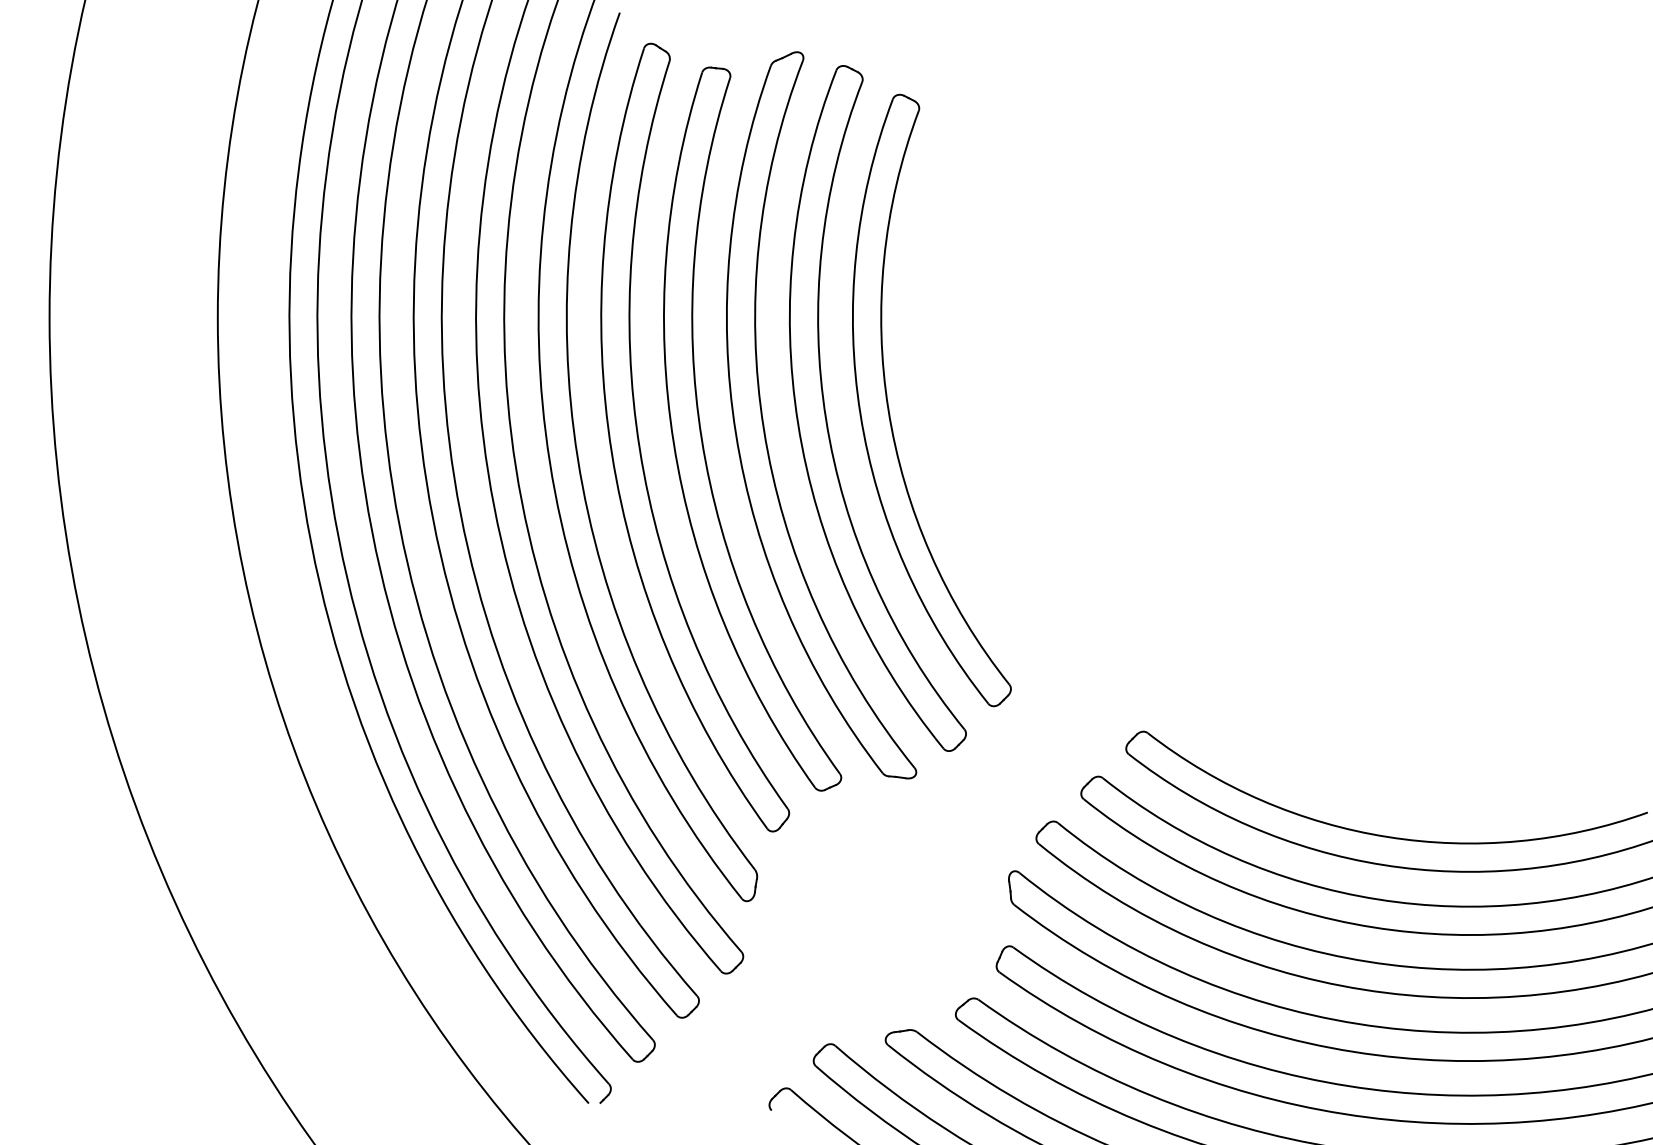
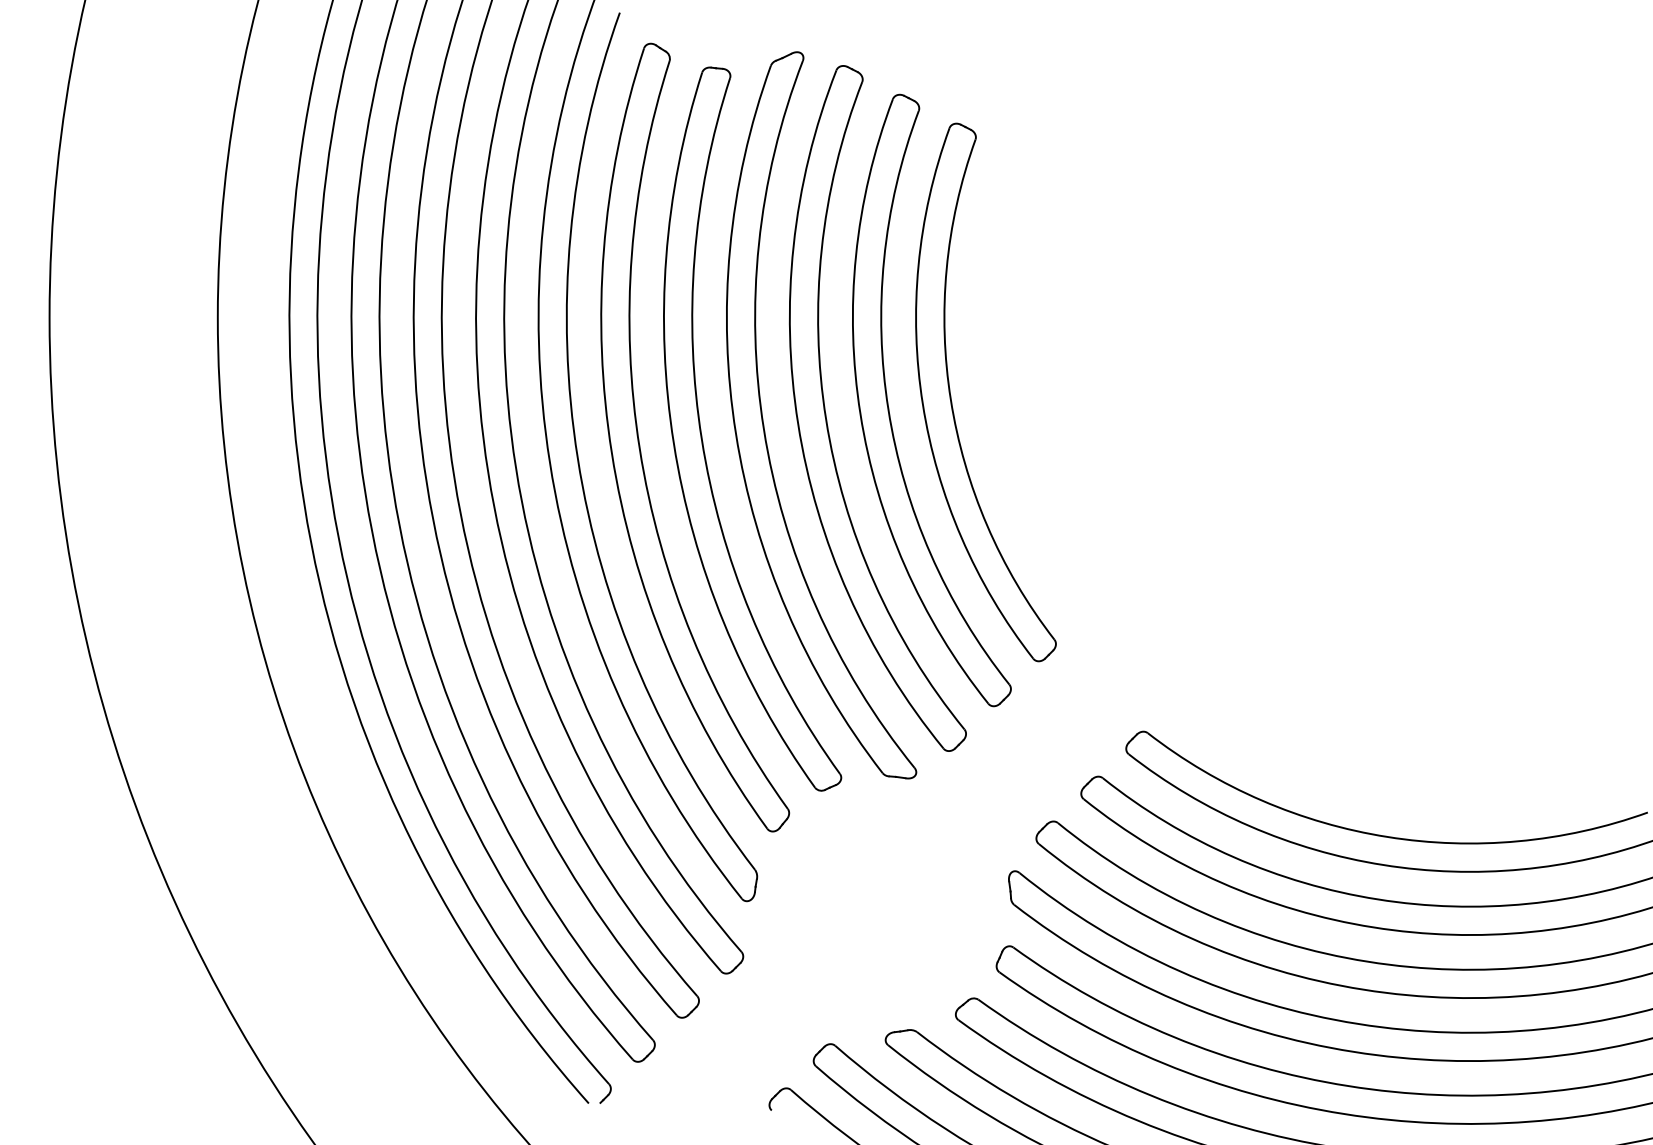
part: none -> present (951, 395)
